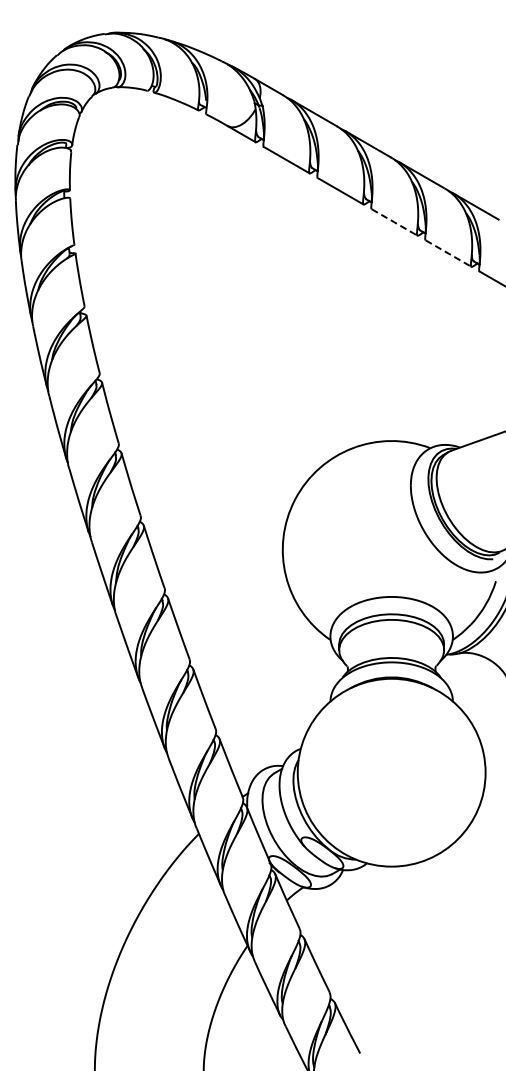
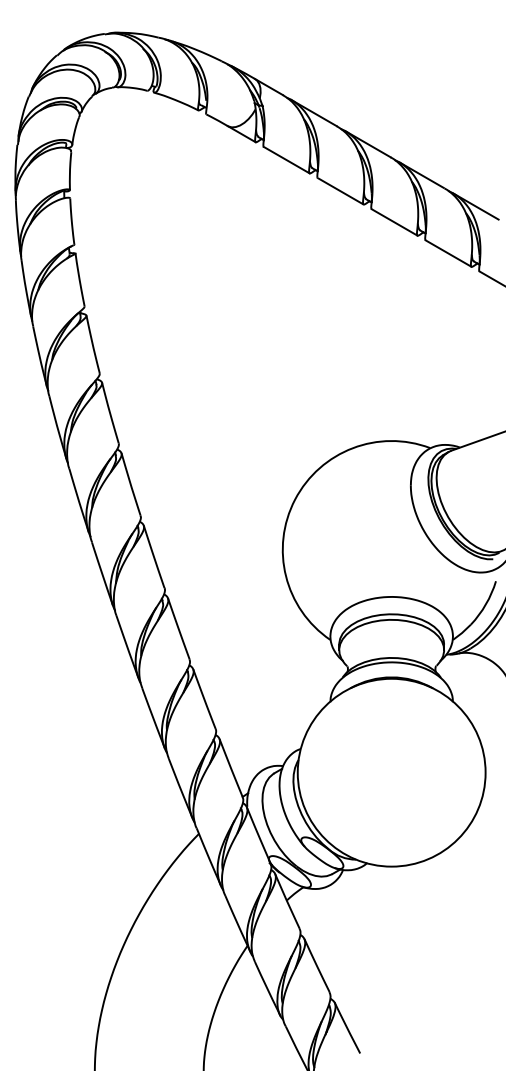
line: dashed -> solid (395, 222)
line: dashed -> solid (449, 253)
